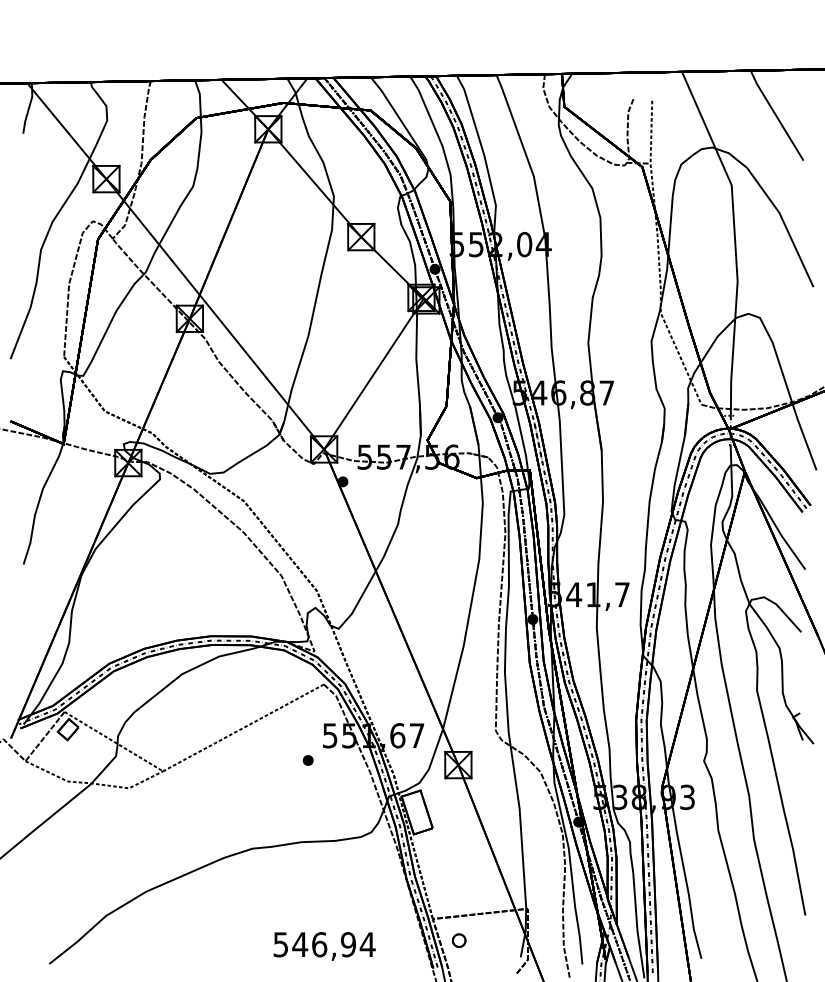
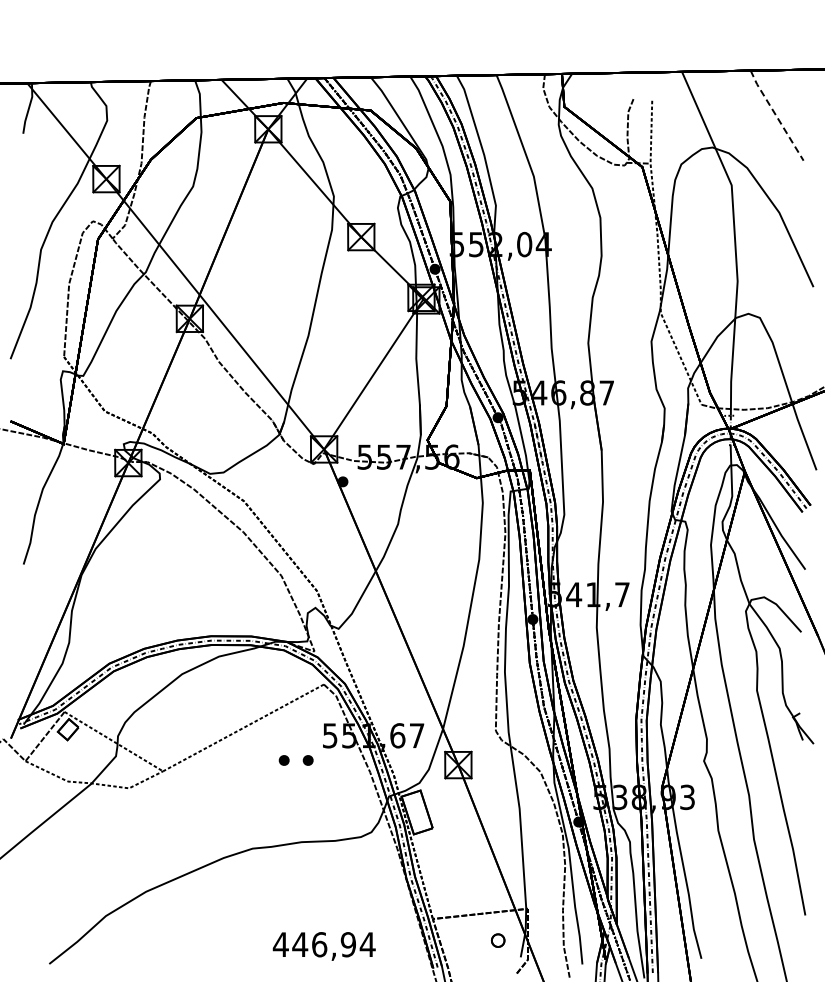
line: solid -> dashed (776, 115)
part: none -> present (283, 760)
part position: (459, 940) -> (498, 940) (498, 940)
text: 546,94 -> 446,94 (280, 944)
